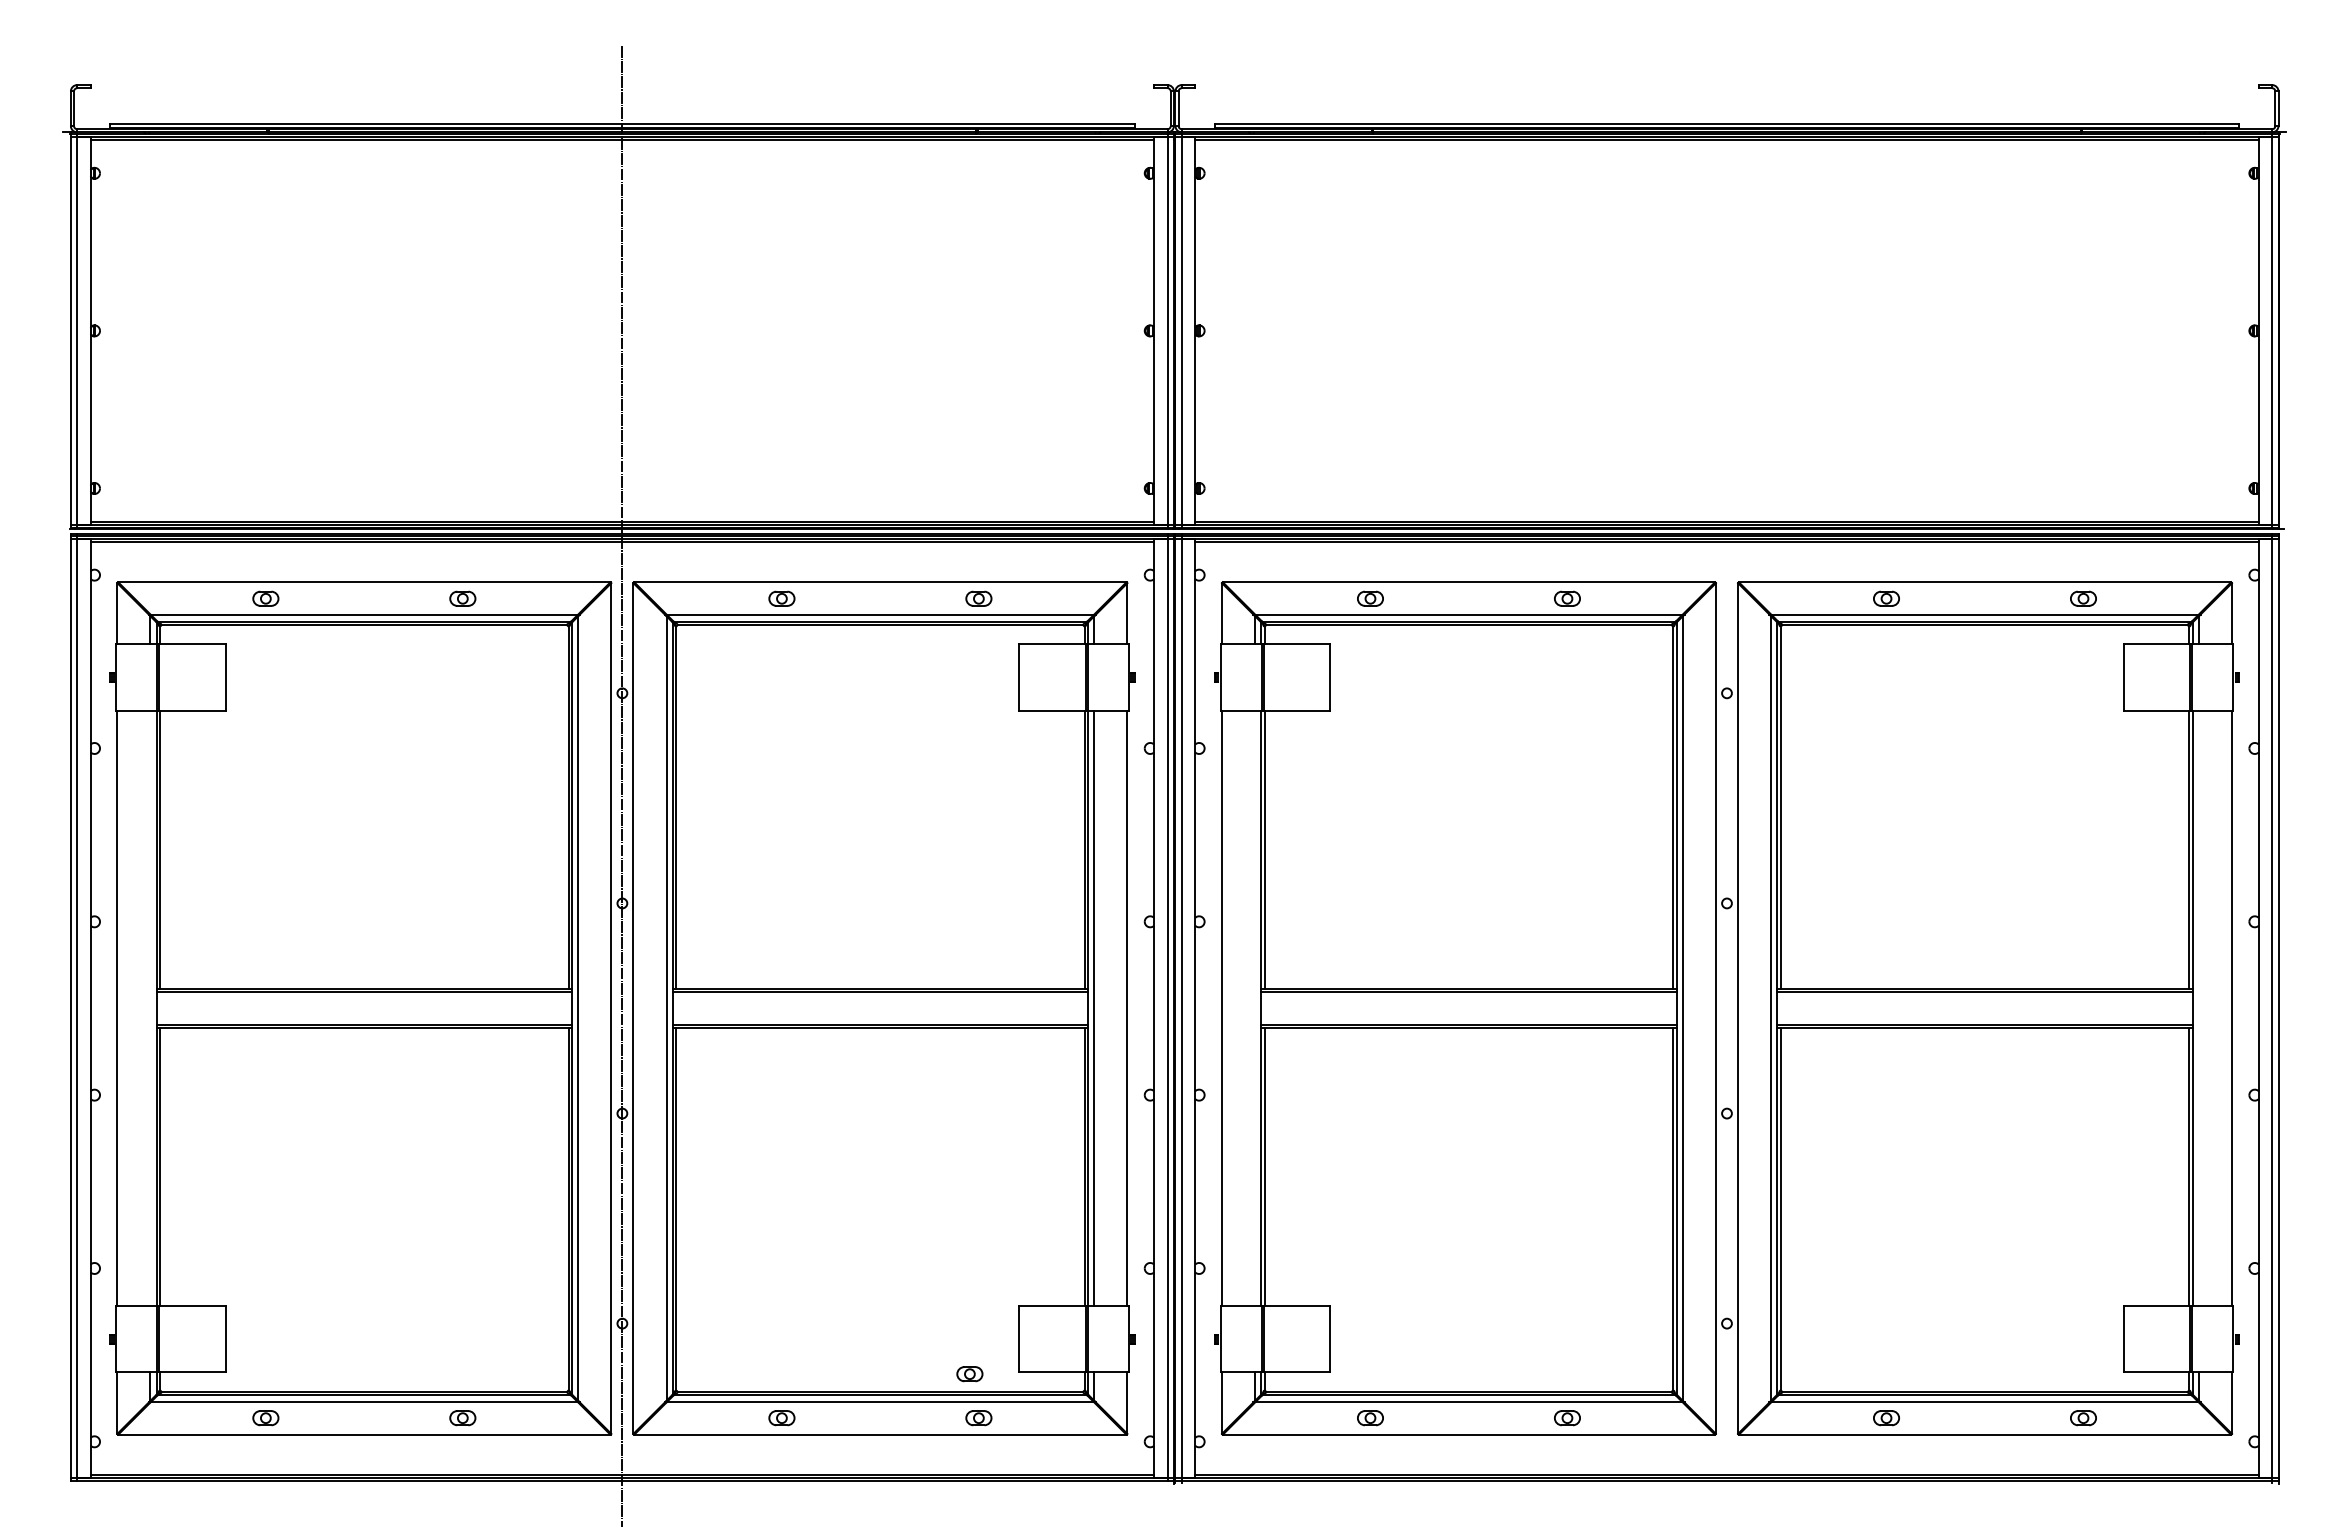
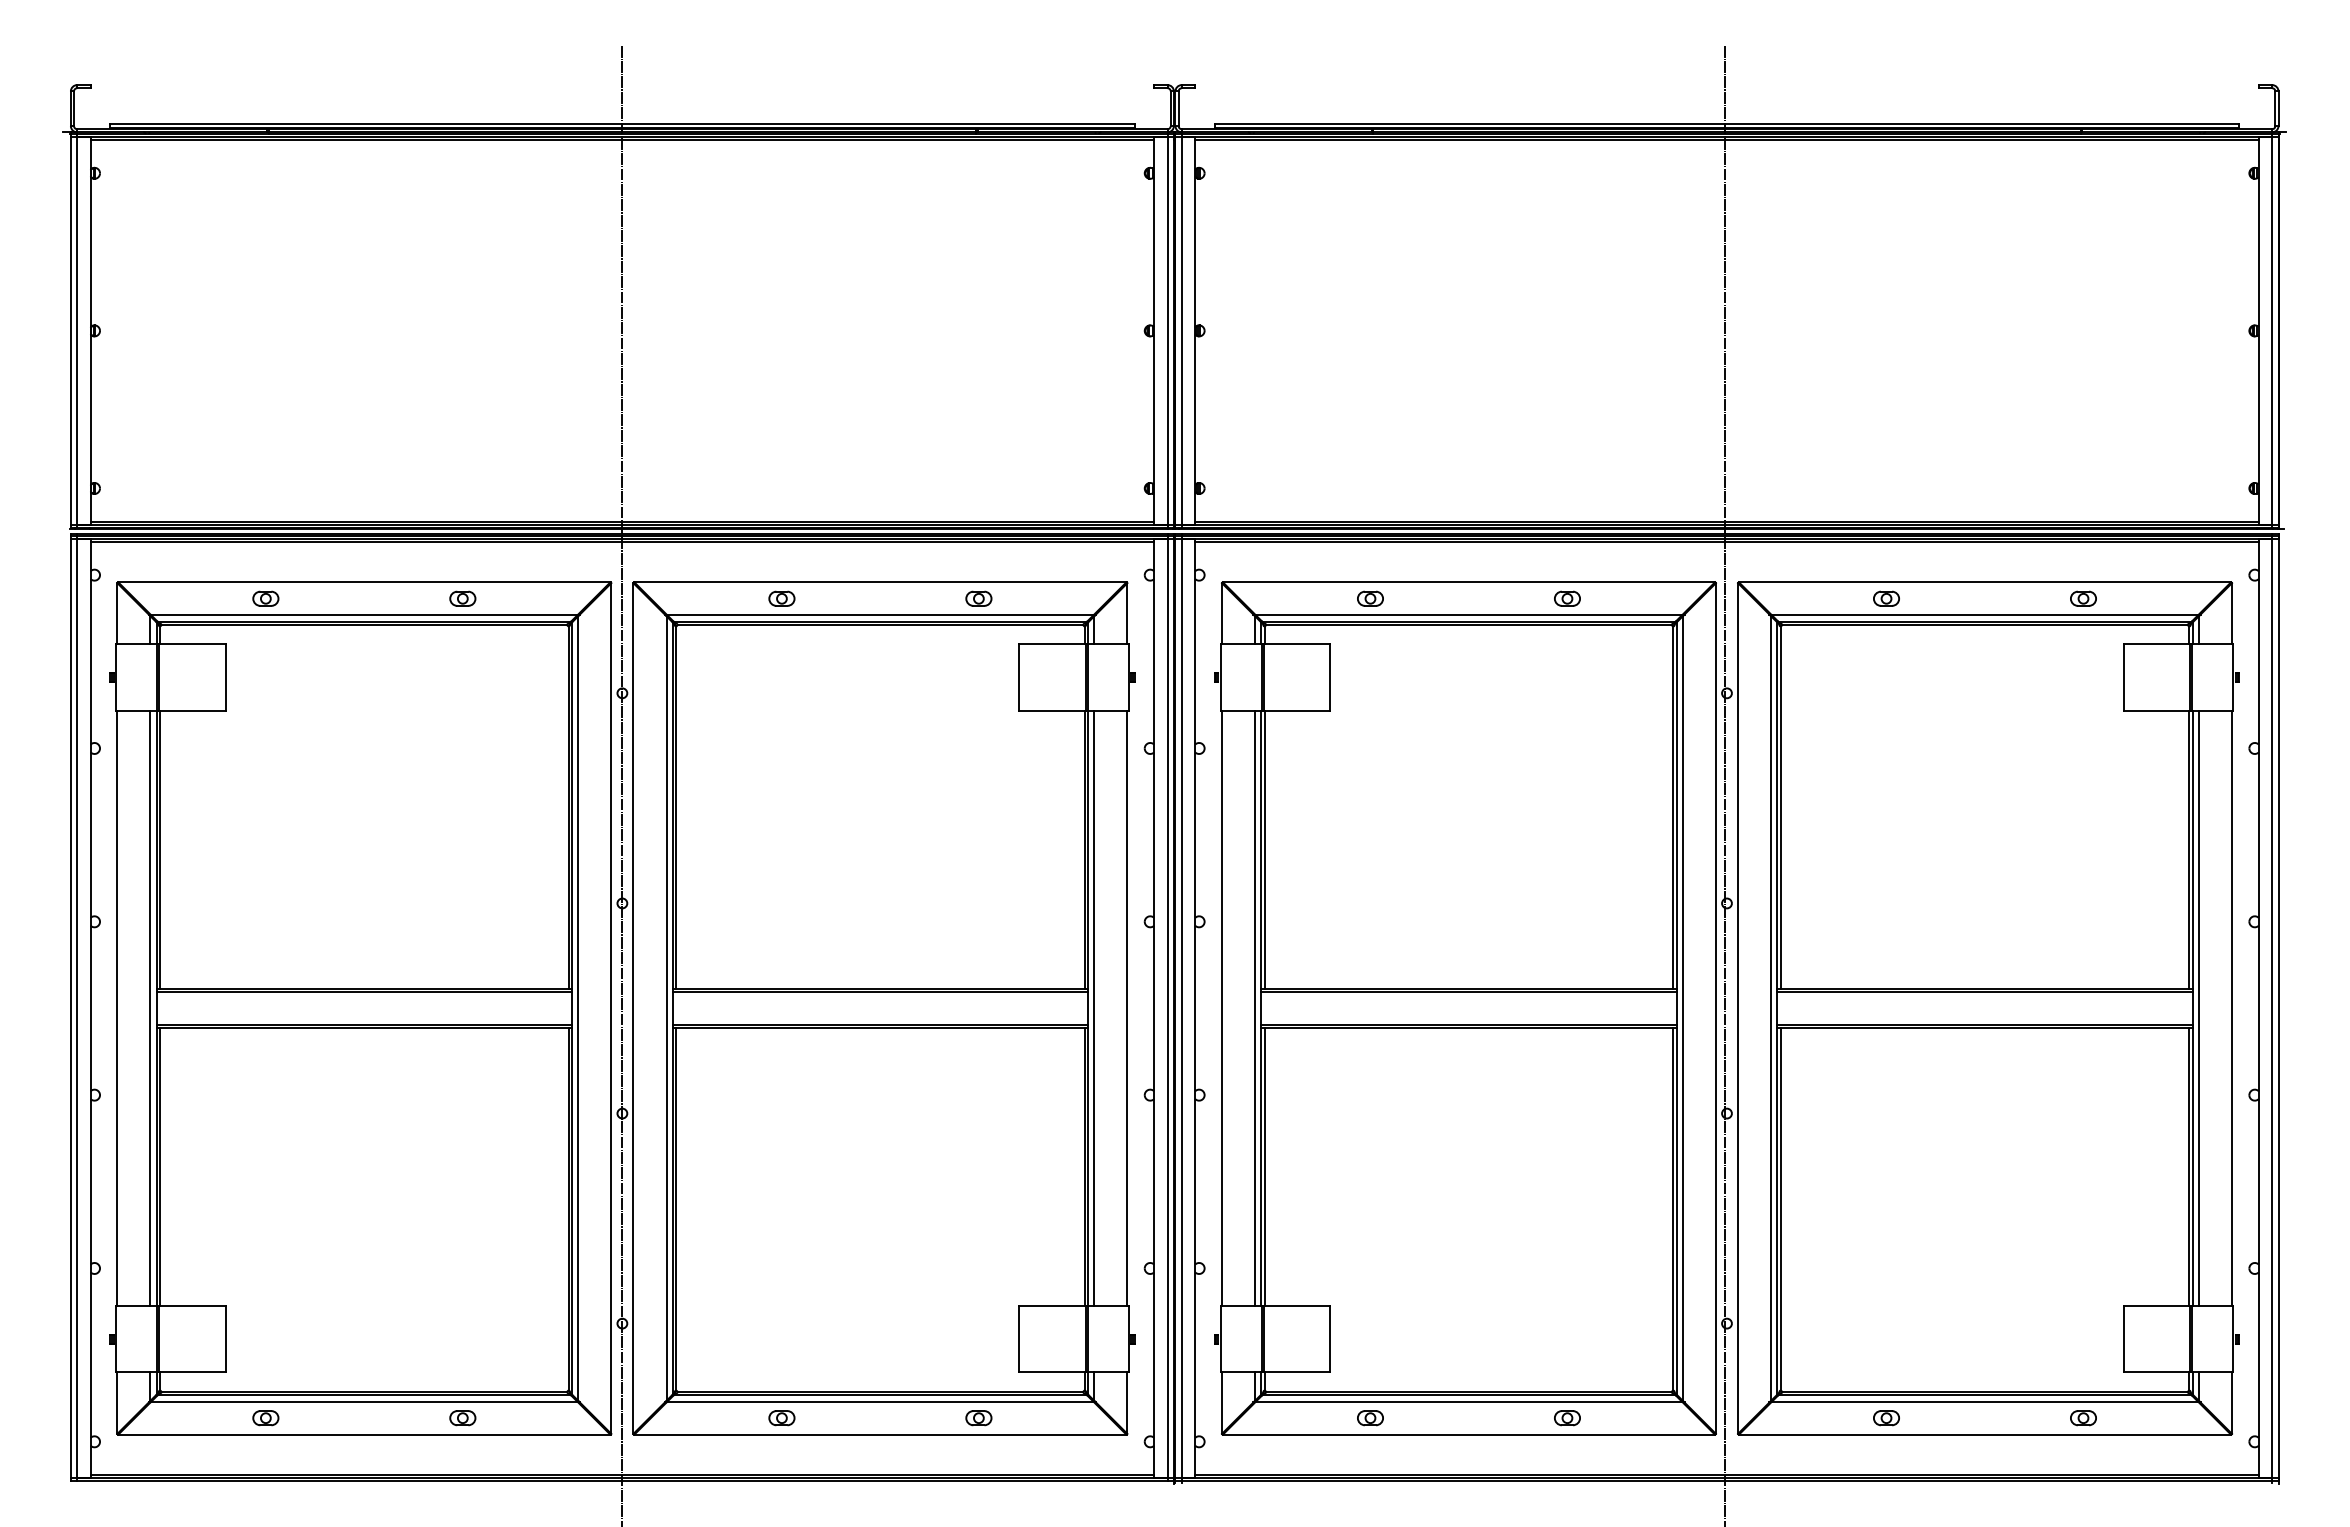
line: none -> present (1725, 784)
line: none -> present (150, 1008)
line: none -> present (1255, 1008)
line: none -> present (2198, 1008)
part: present -> none (969, 1374)
